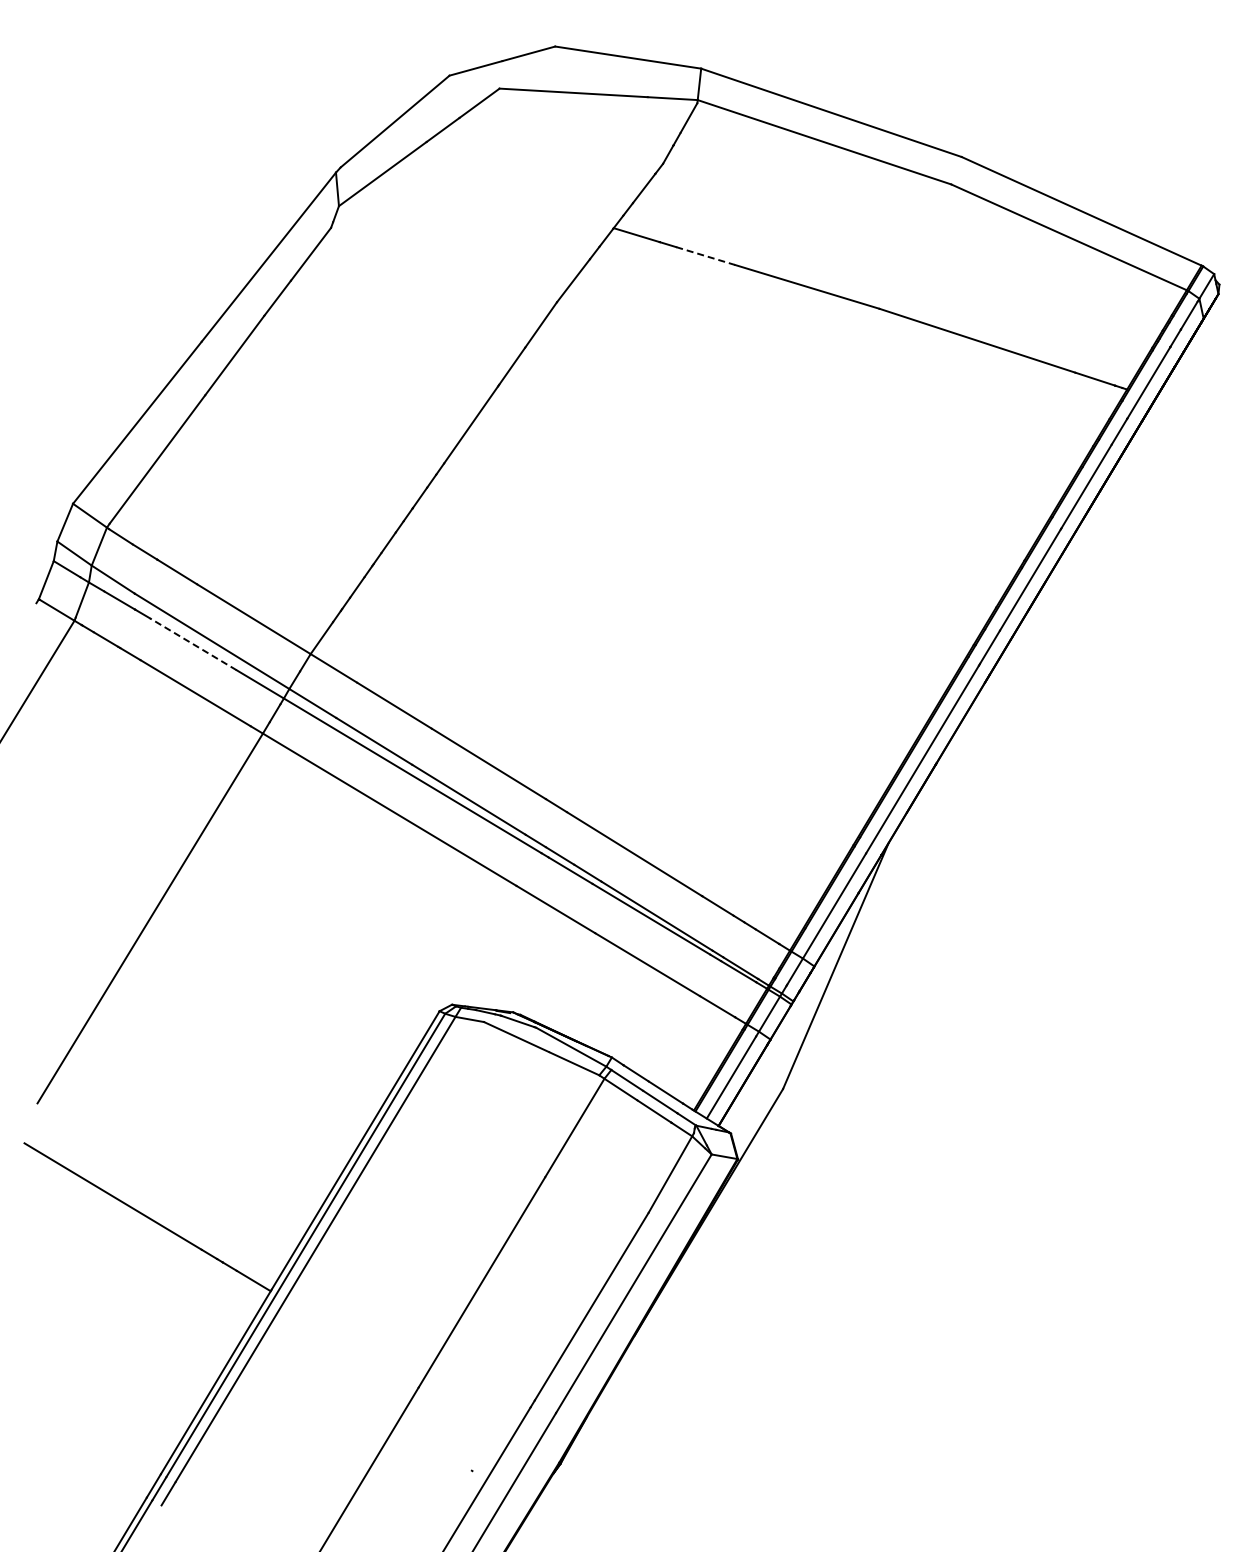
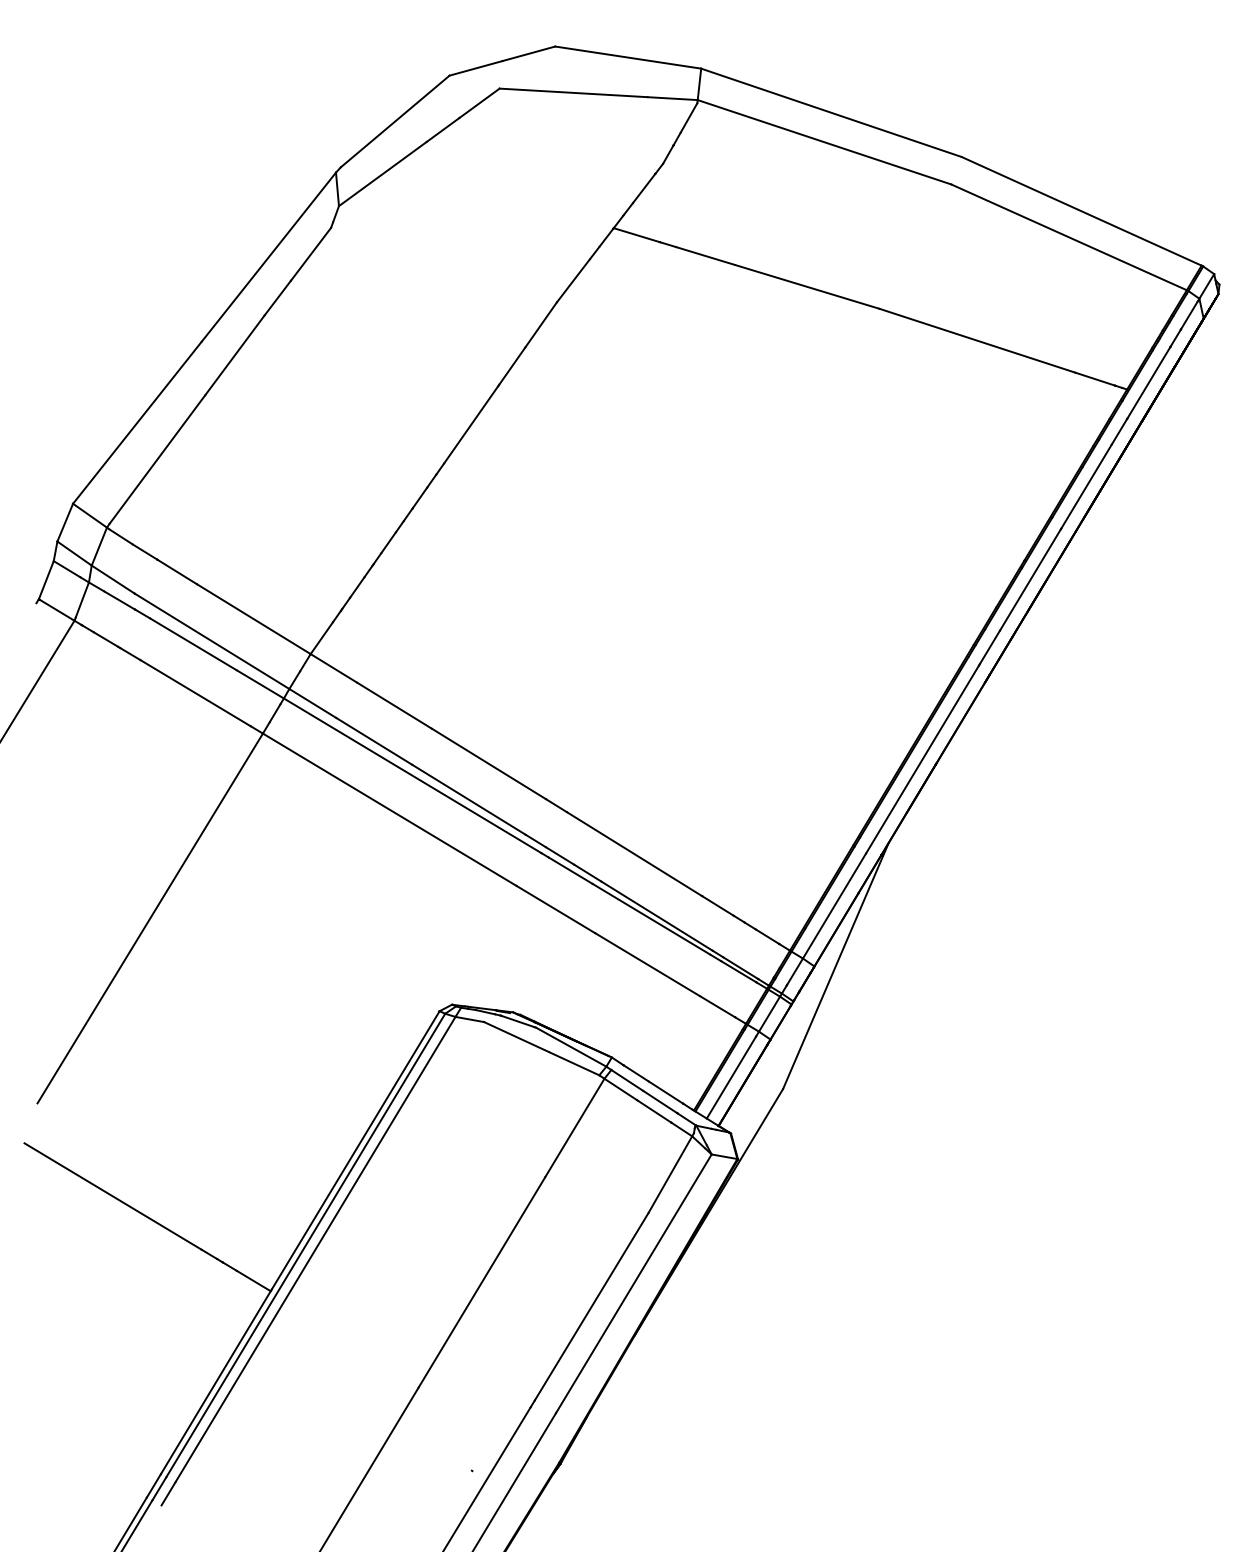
line: dashed -> solid (705, 256)
line: dashed -> solid (192, 644)
